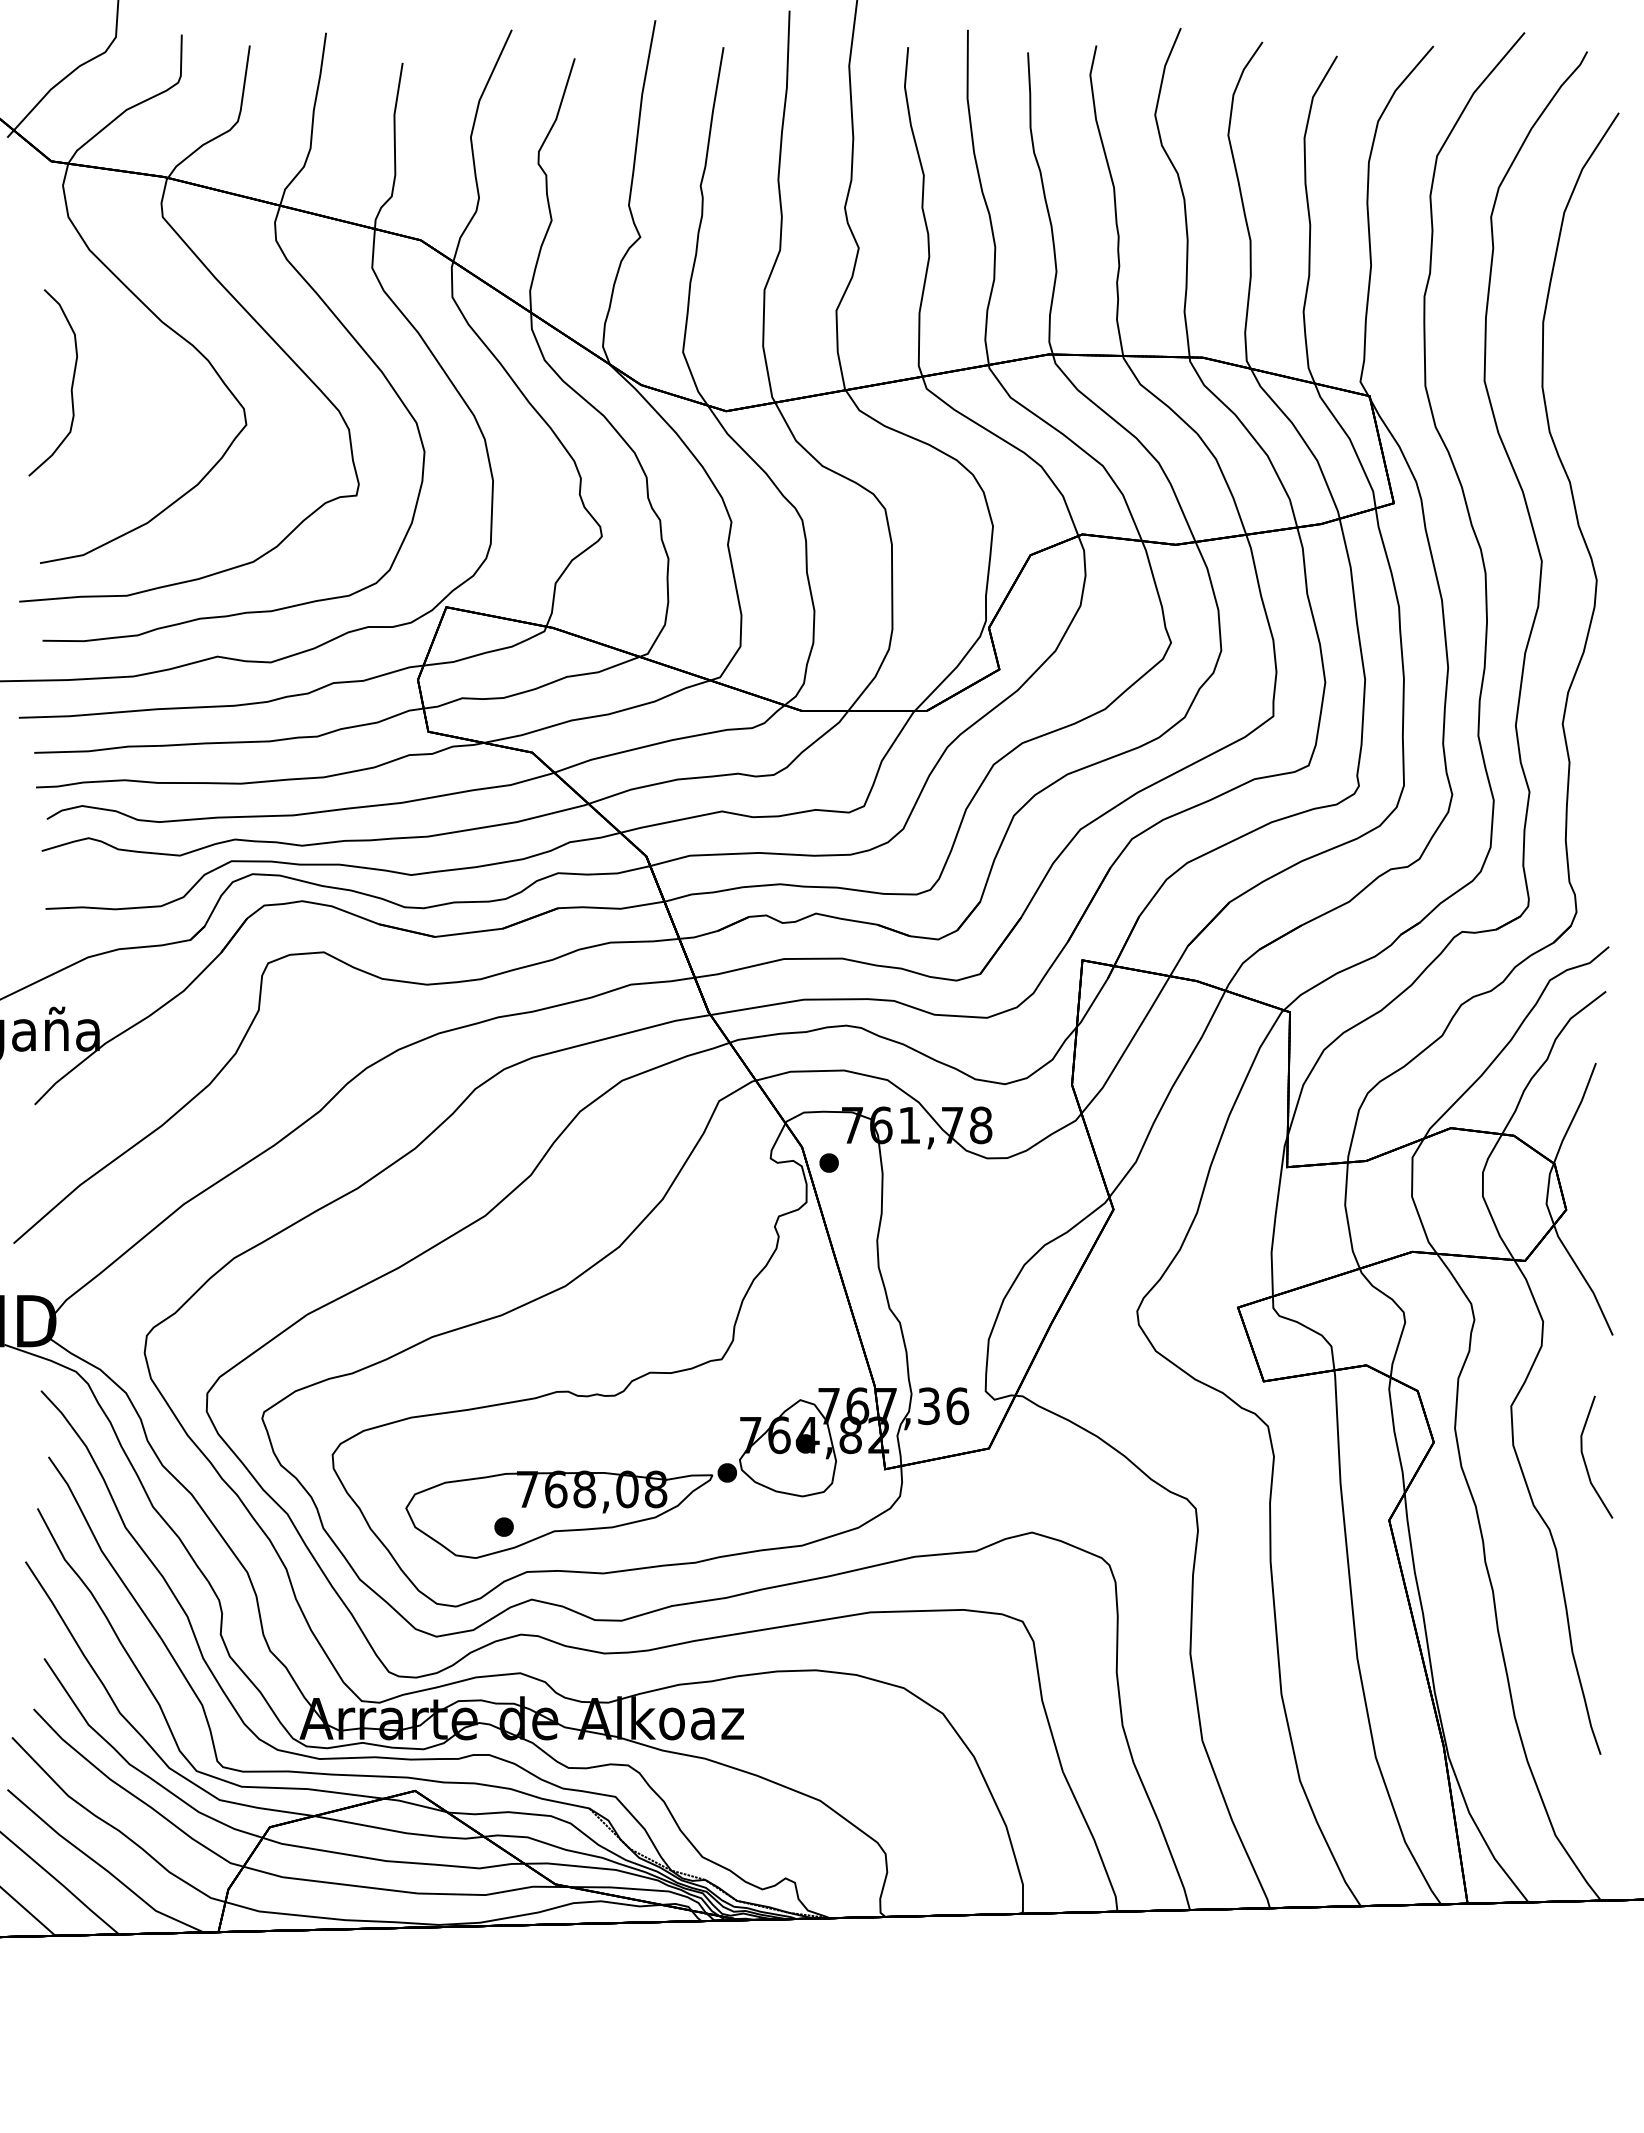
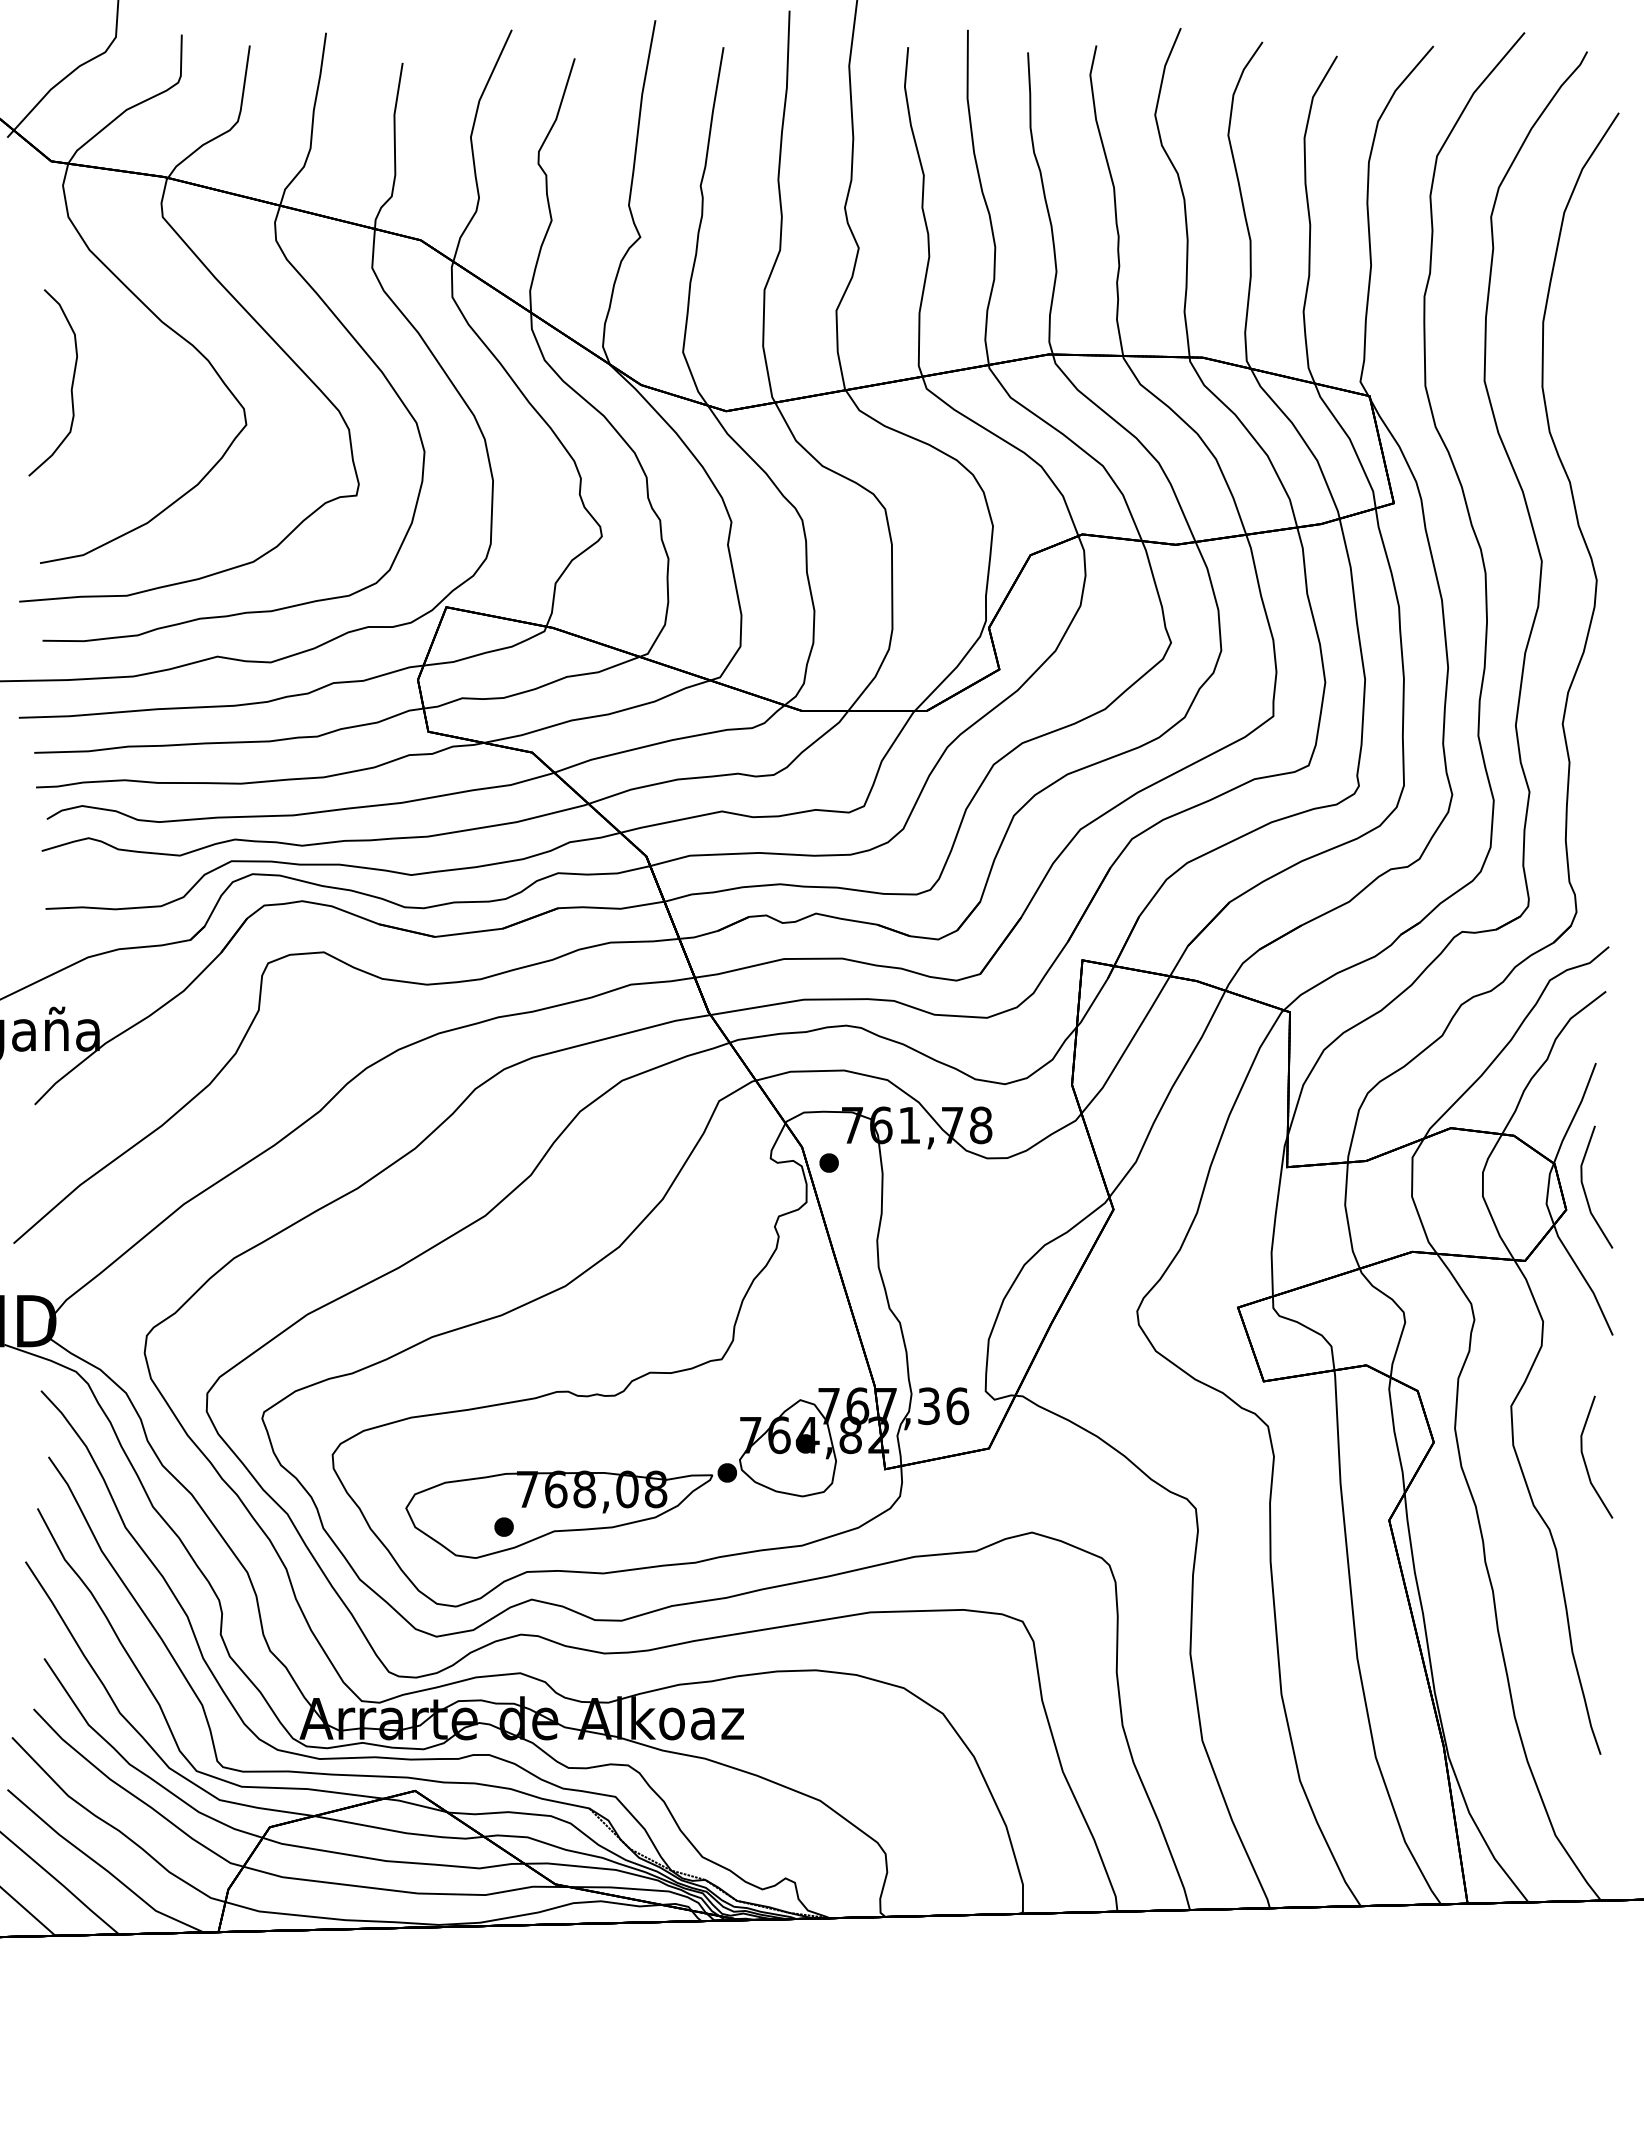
line: none -> present (1585, 1190)
